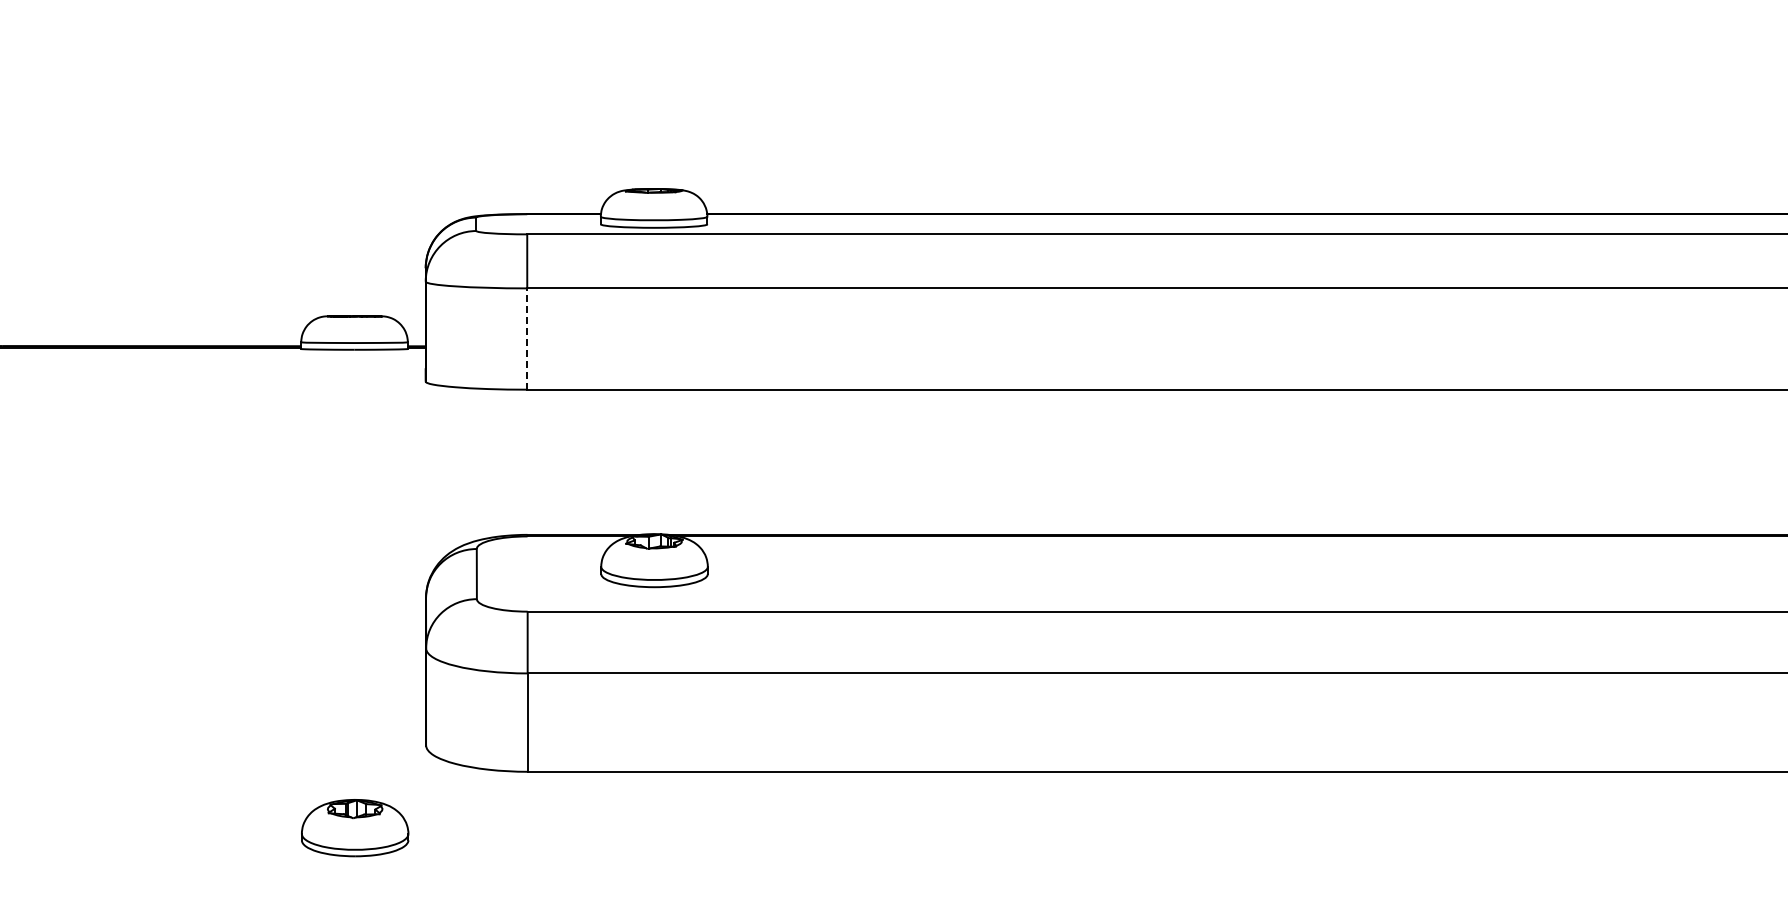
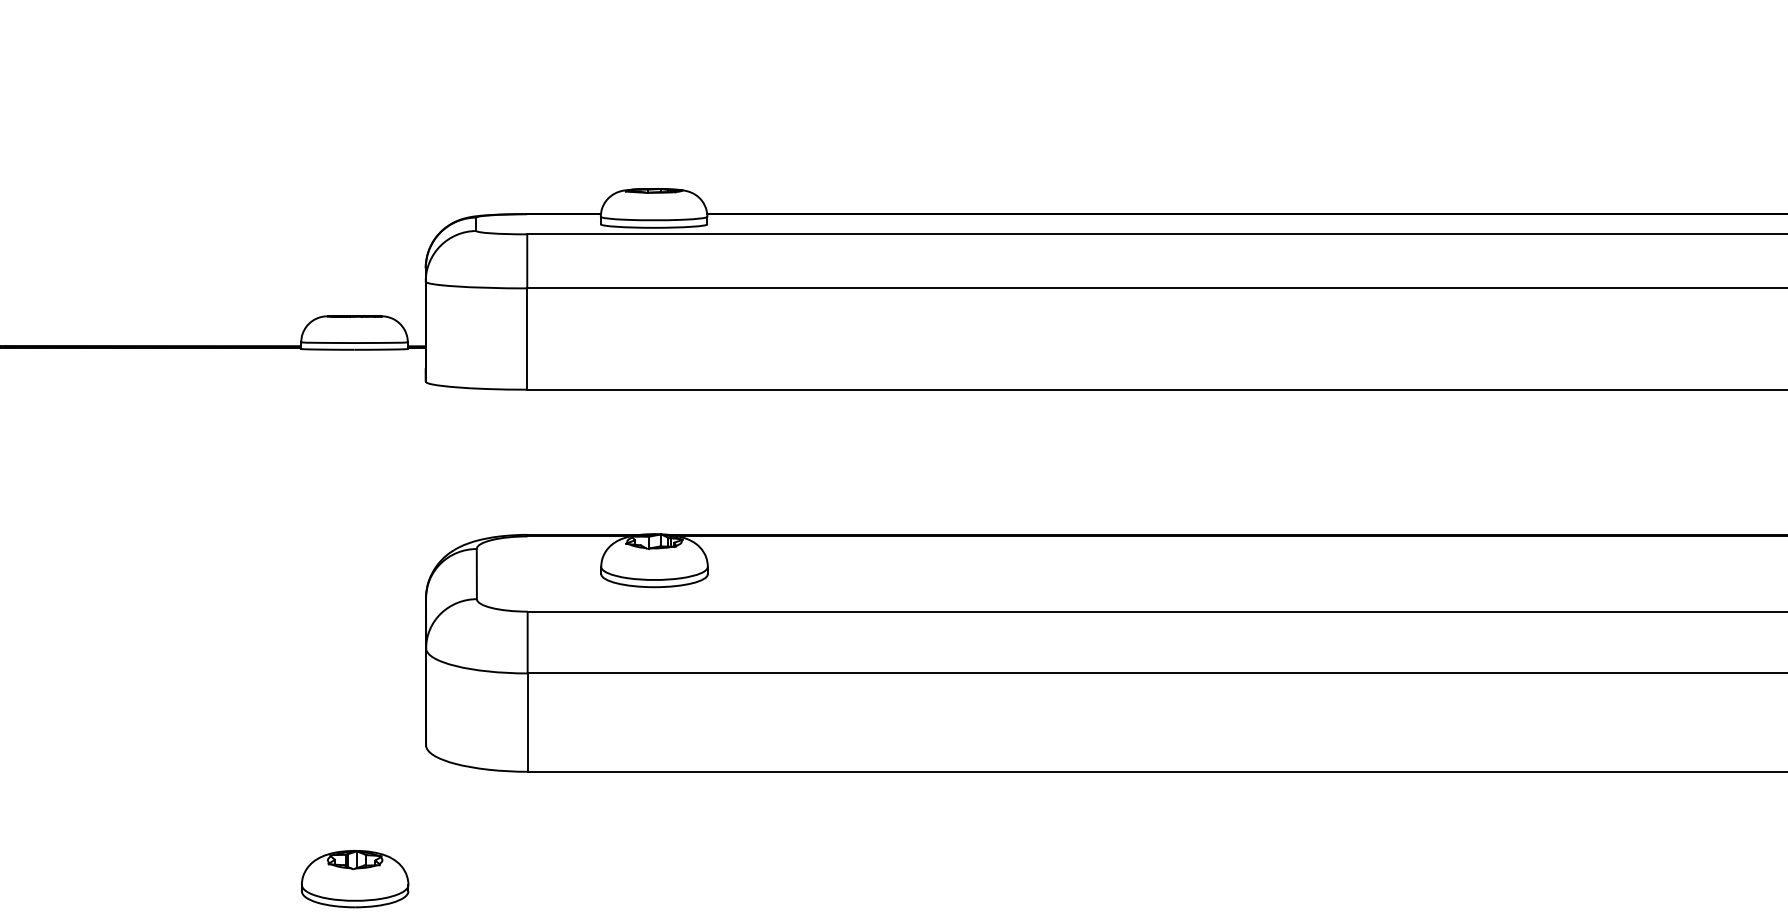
line: dashed -> solid (527, 339)
part position: (355, 828) -> (355, 879) (355, 879)
